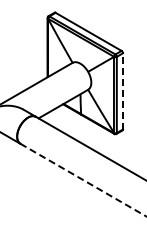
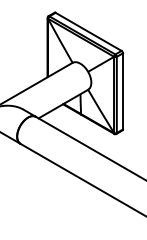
line: dashed -> solid (122, 90)
line: dashed -> solid (83, 180)
